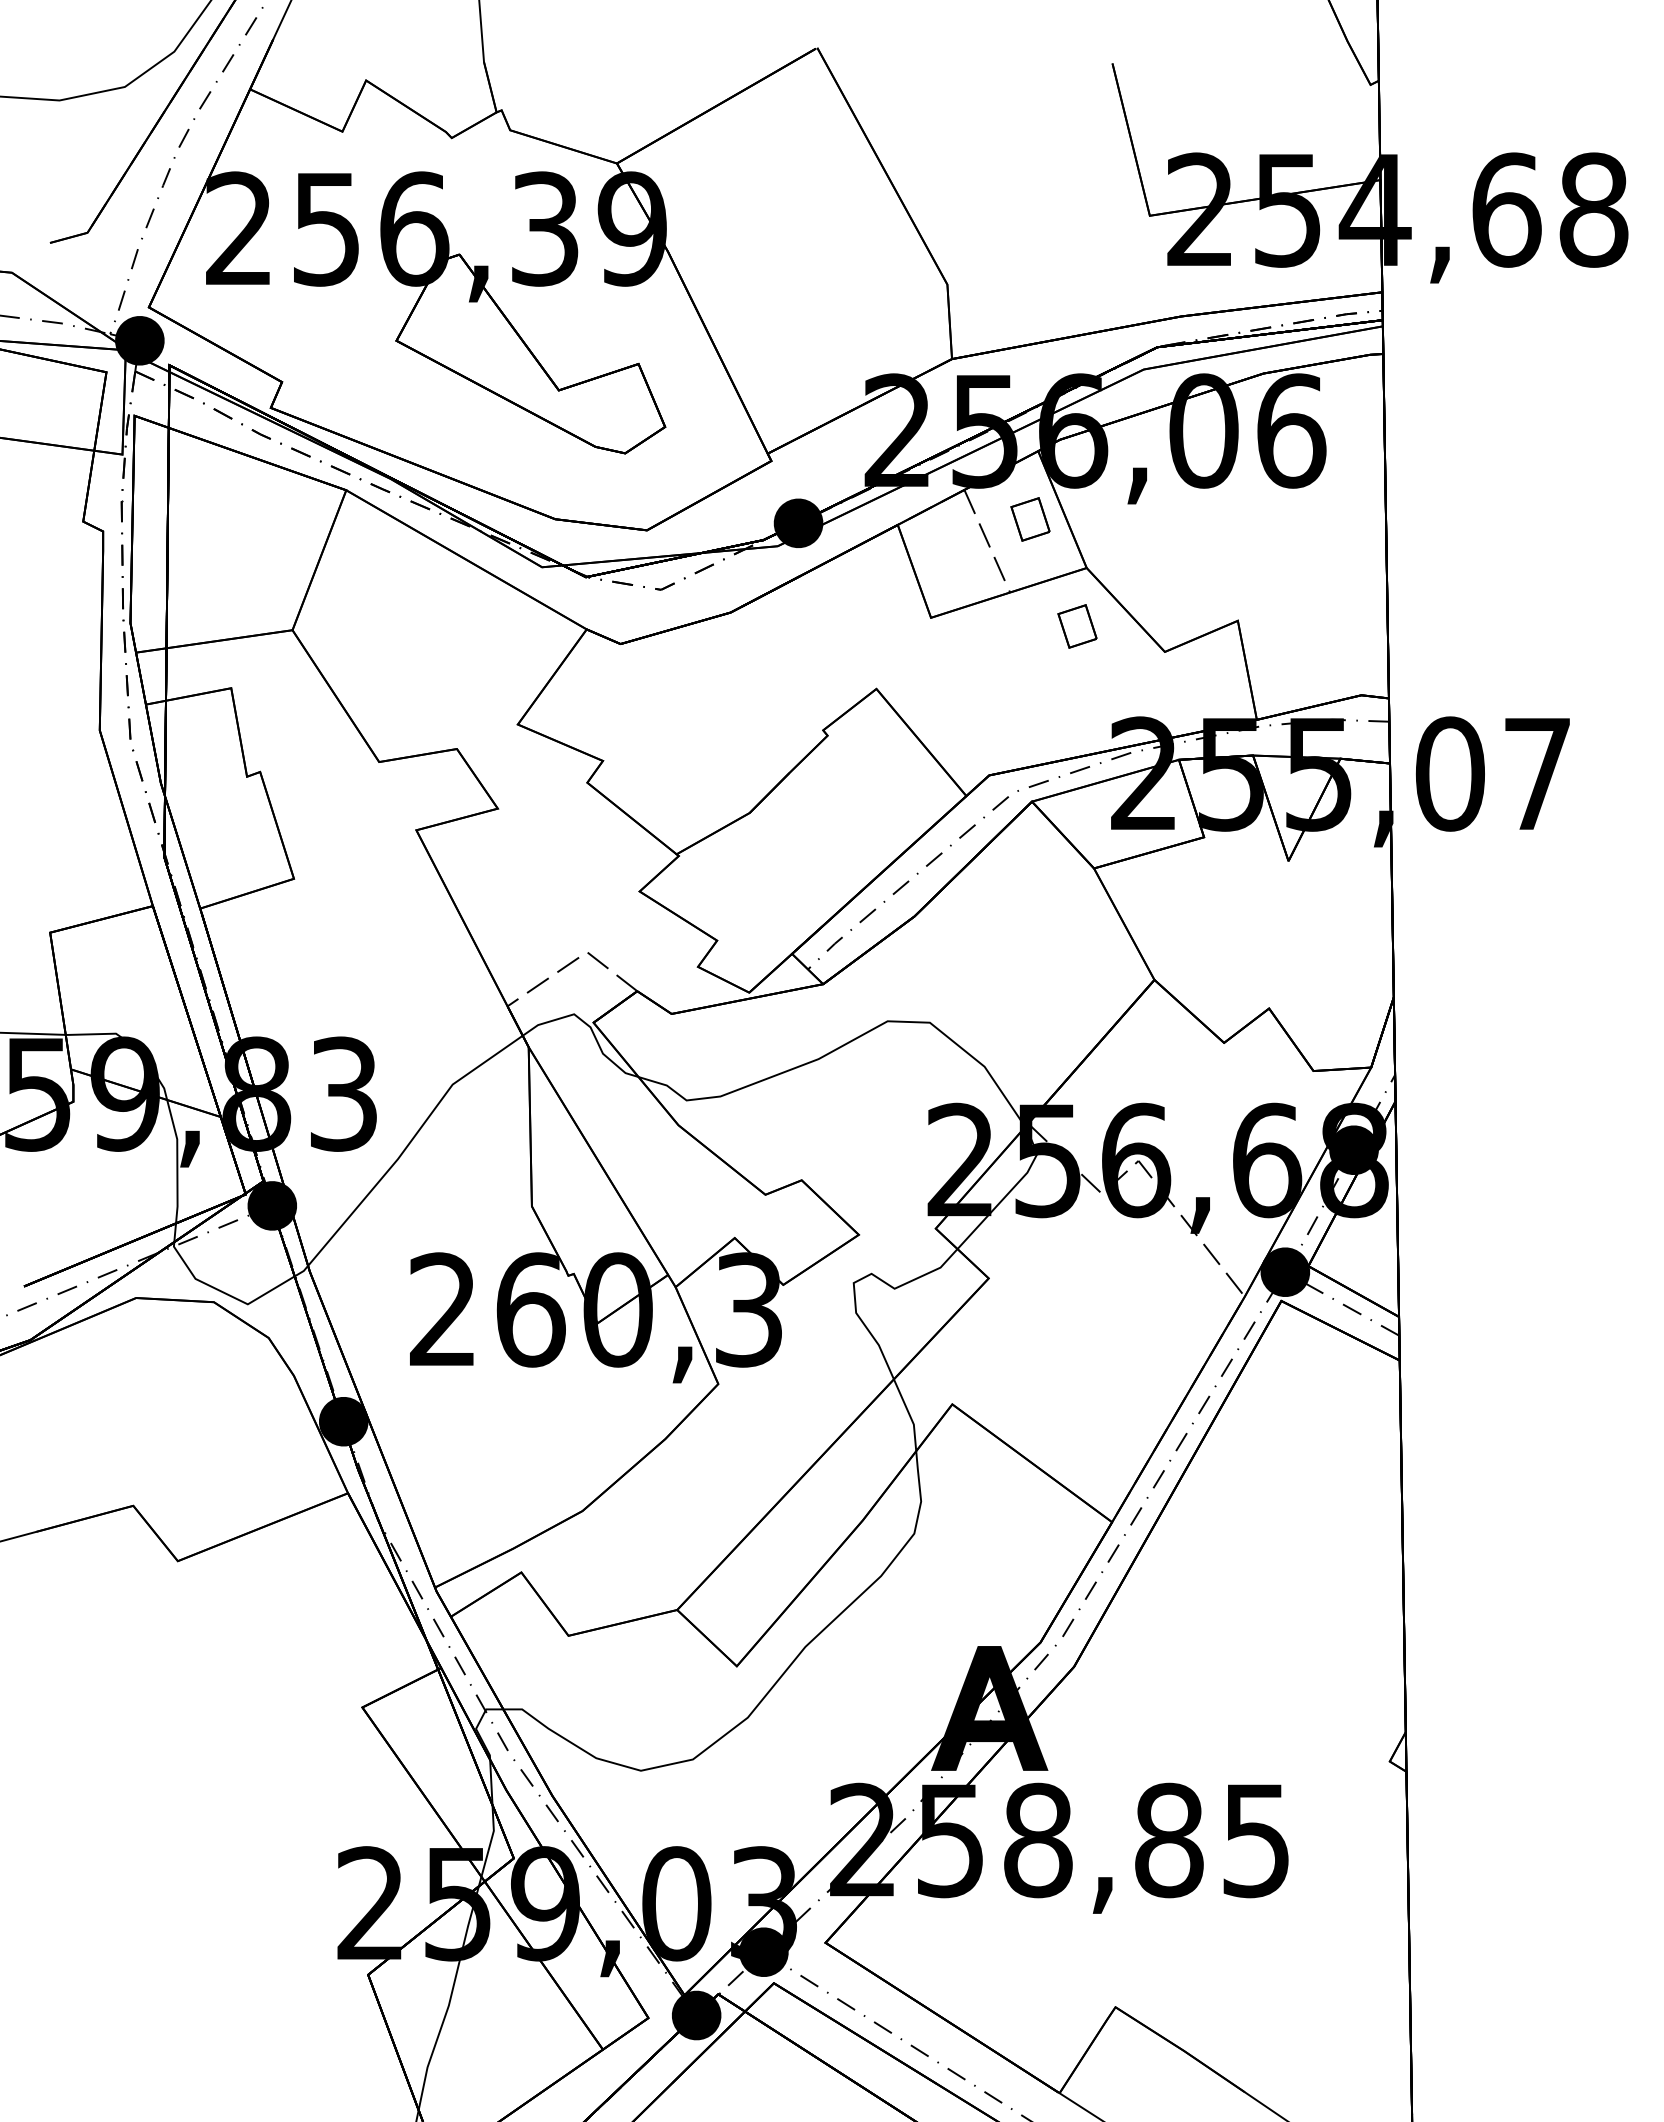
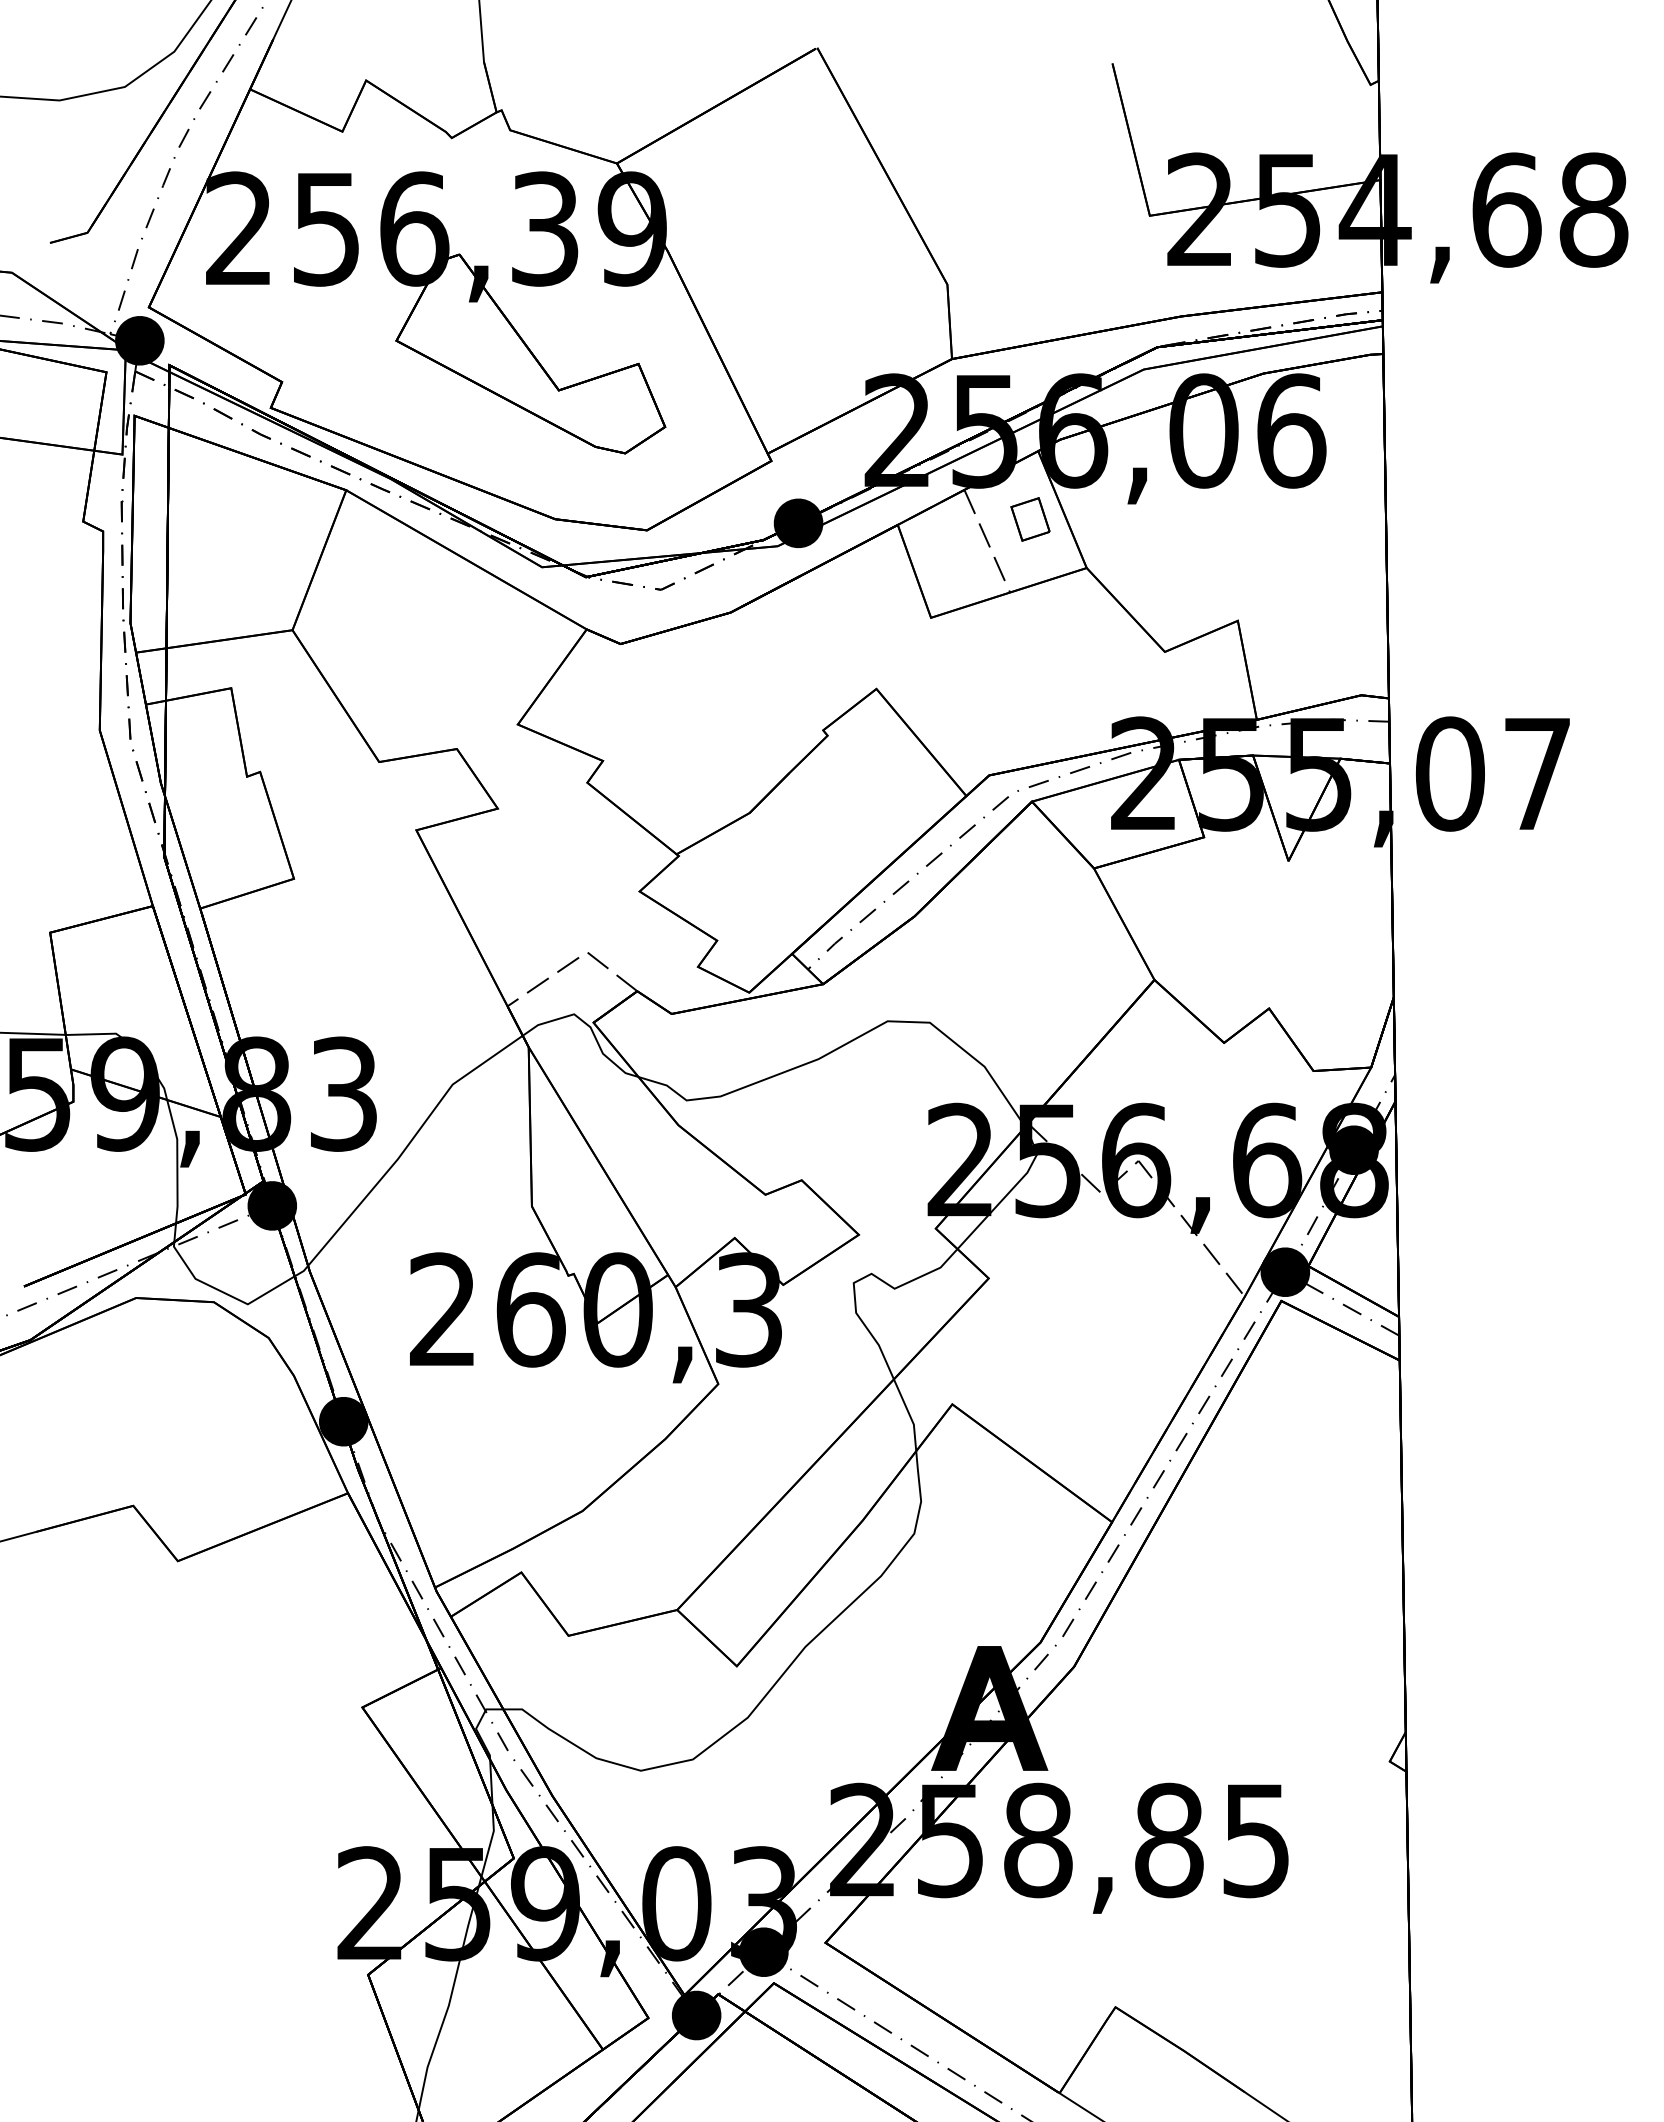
part: present -> none (1077, 626)
